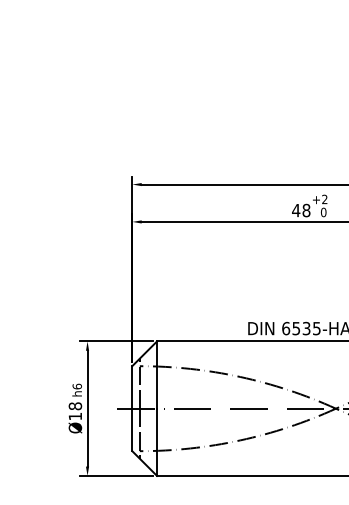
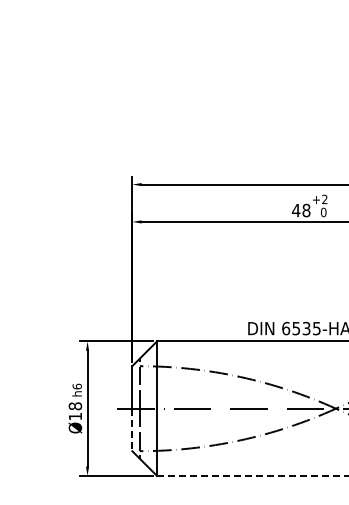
line: solid -> dashed (132, 430)
line: solid -> dashed (253, 475)
